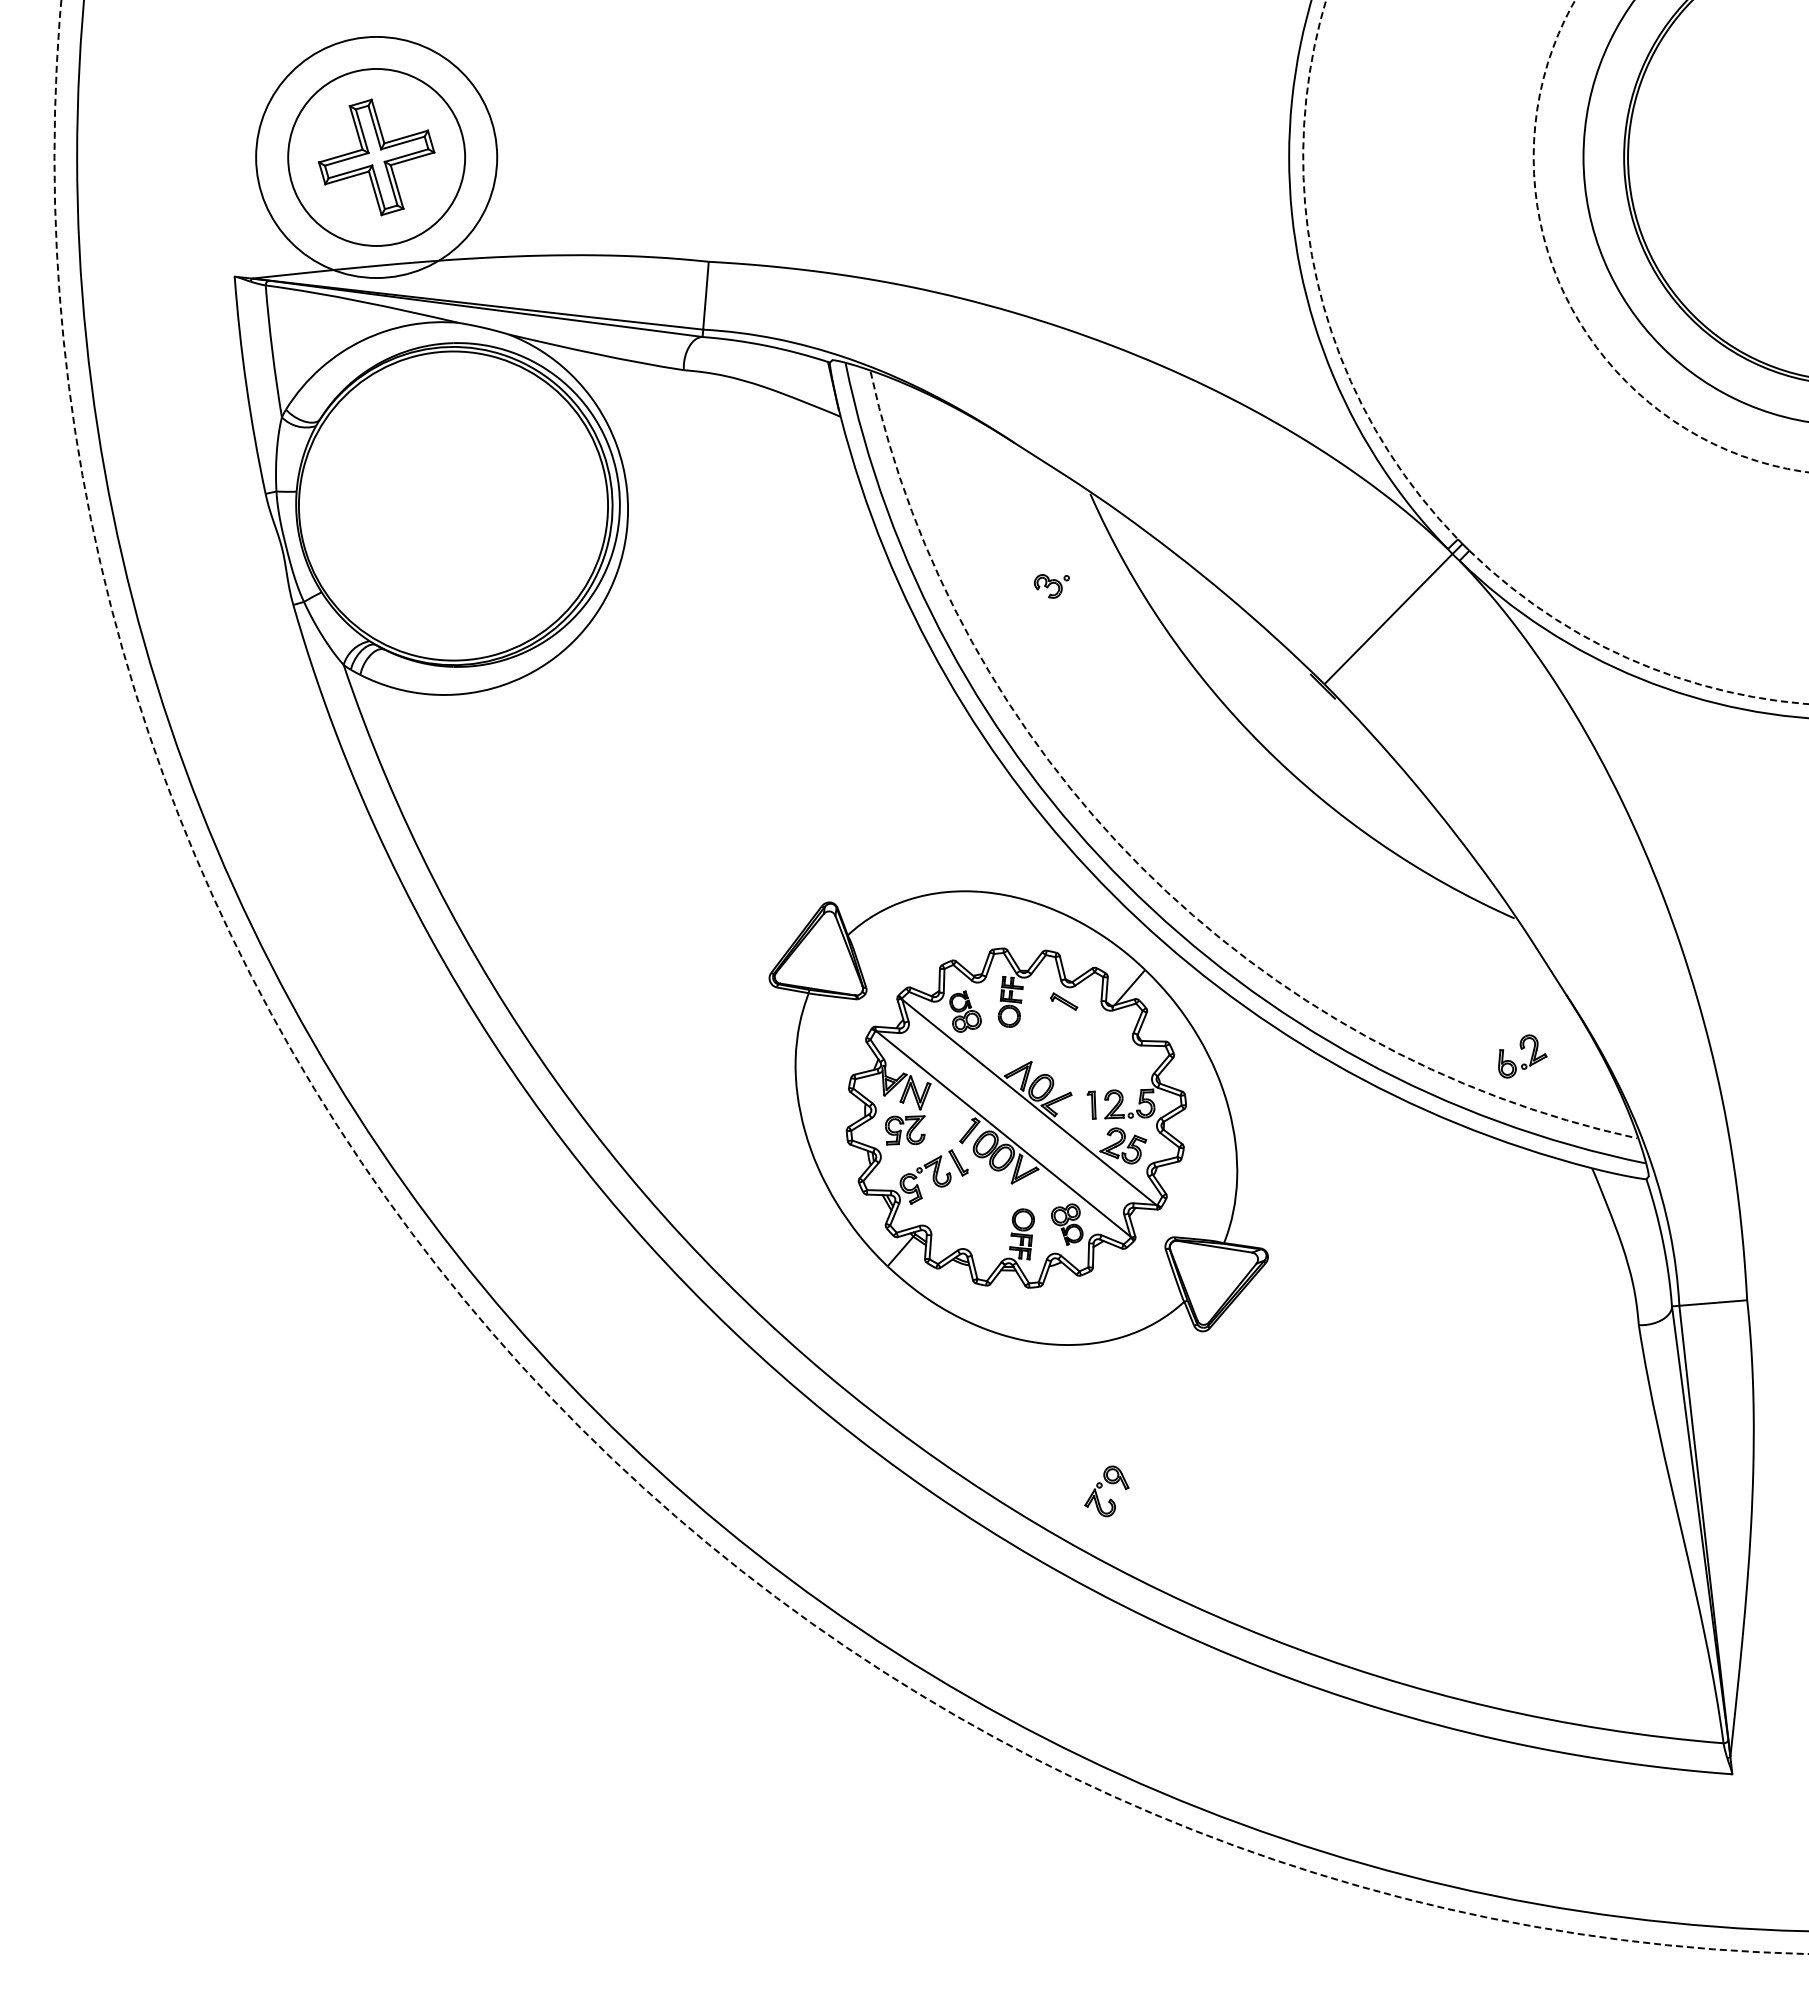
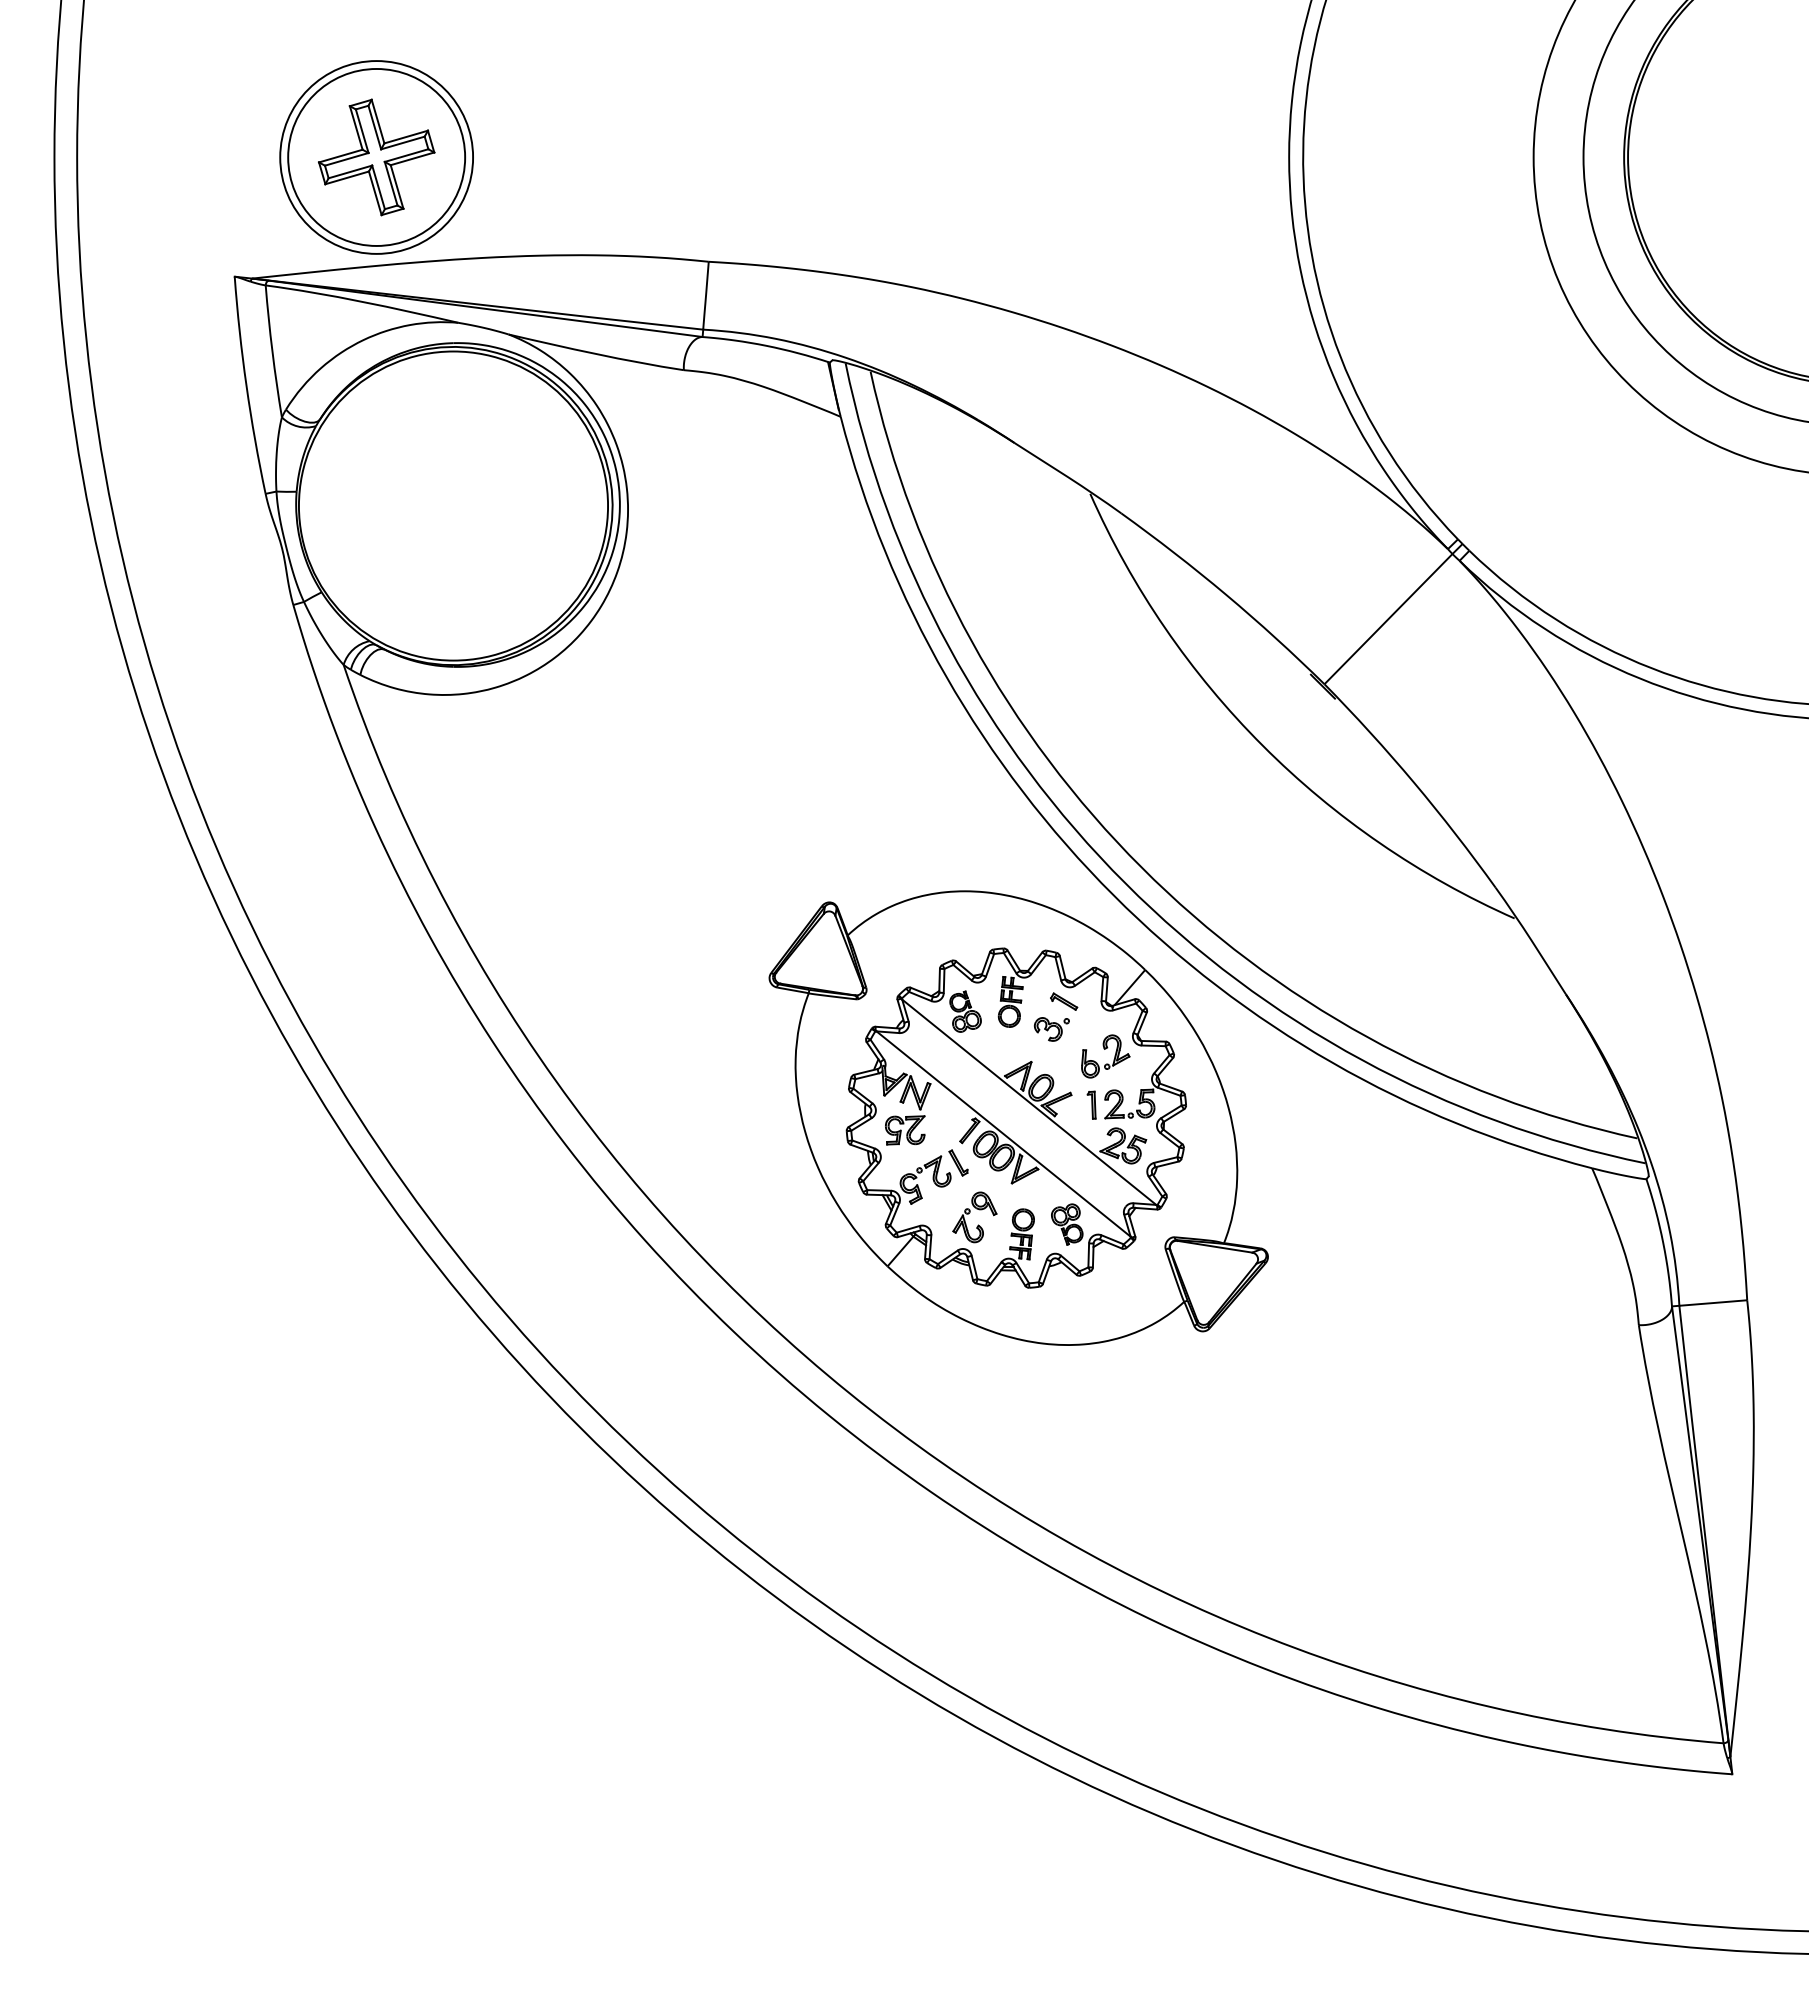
arc: dashed -> solid (1306, 98)
circle diameter: 241 px -> 193 px (376, 157)
circle: dashed -> solid (1670, 236)
part position: (1051, 586) -> (1051, 1029) (1051, 1029)
arc: dashed -> solid (1141, 867)
circle: dashed -> solid (931, 977)
part position: (1522, 1049) -> (1105, 1049) (1105, 1049)
part position: (1102, 1486) -> (970, 1212) (970, 1212)
